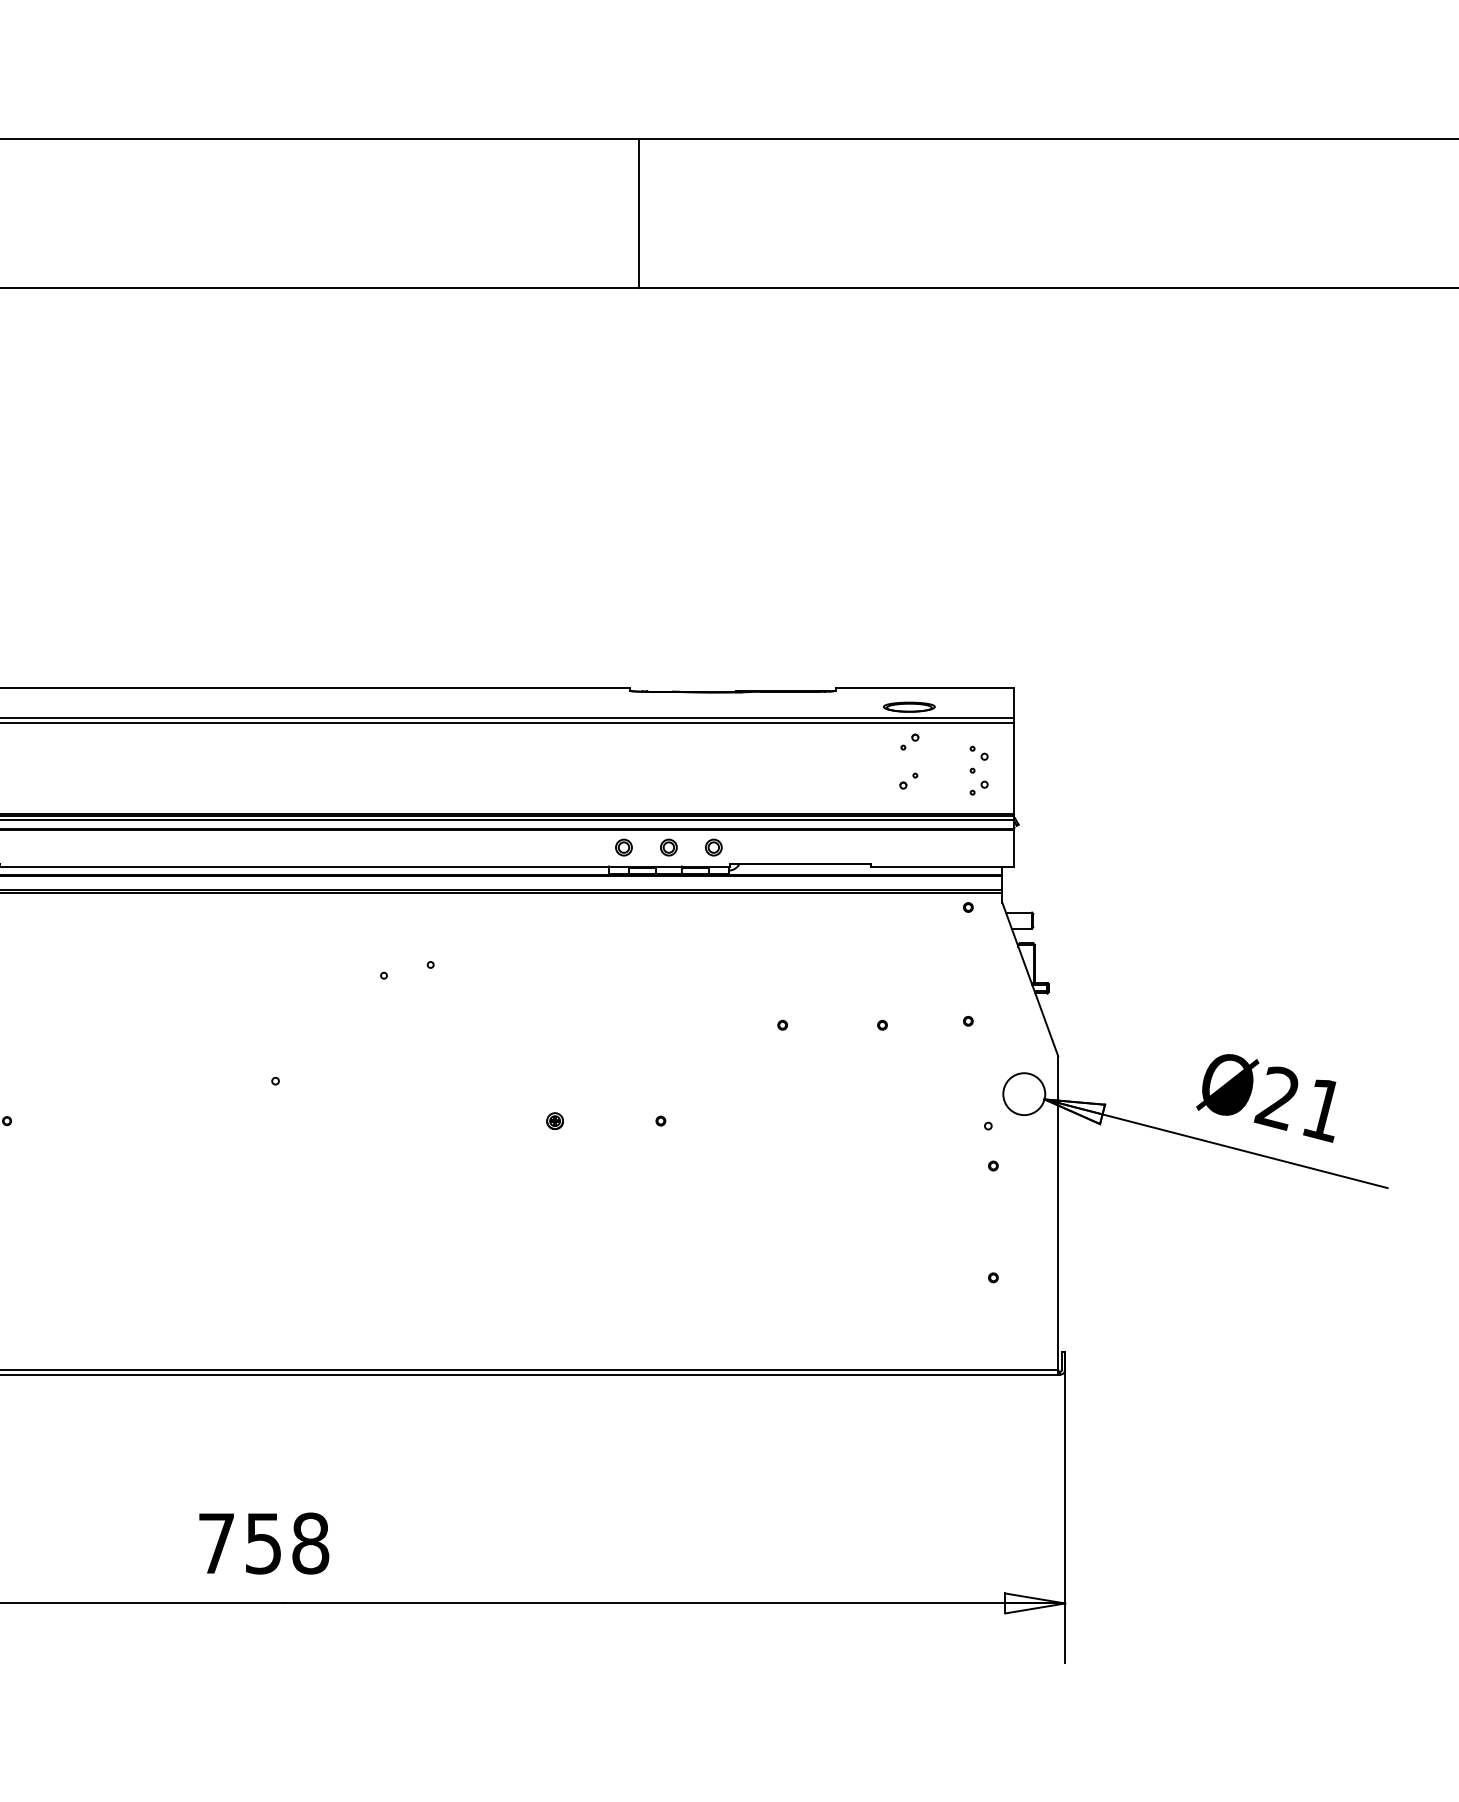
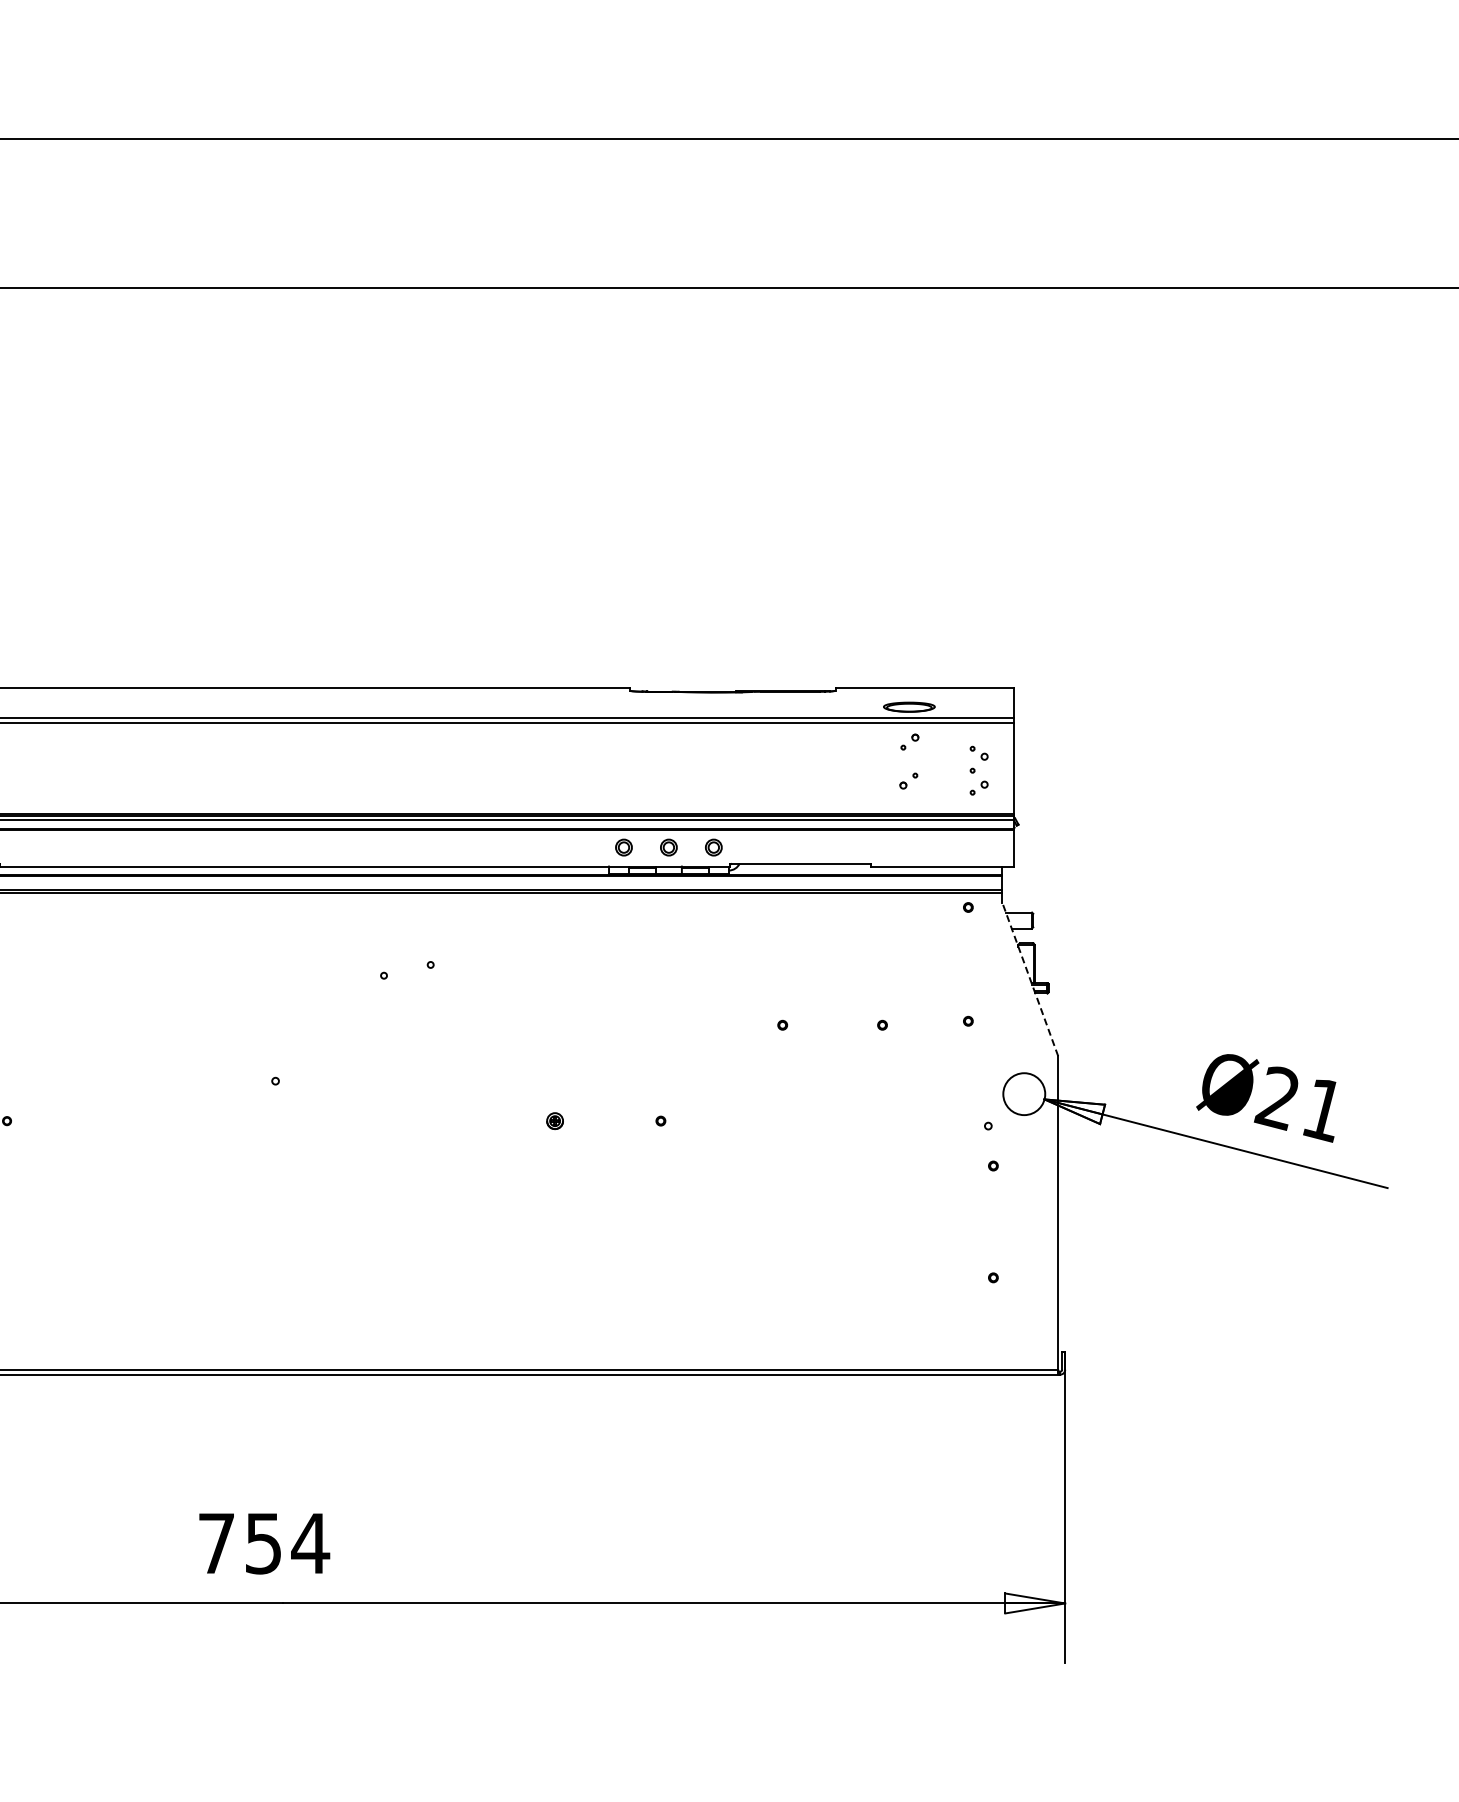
line: present -> none (638, 213)
line: solid -> dashed (1030, 979)
text: 758 -> 754 (310, 1543)
